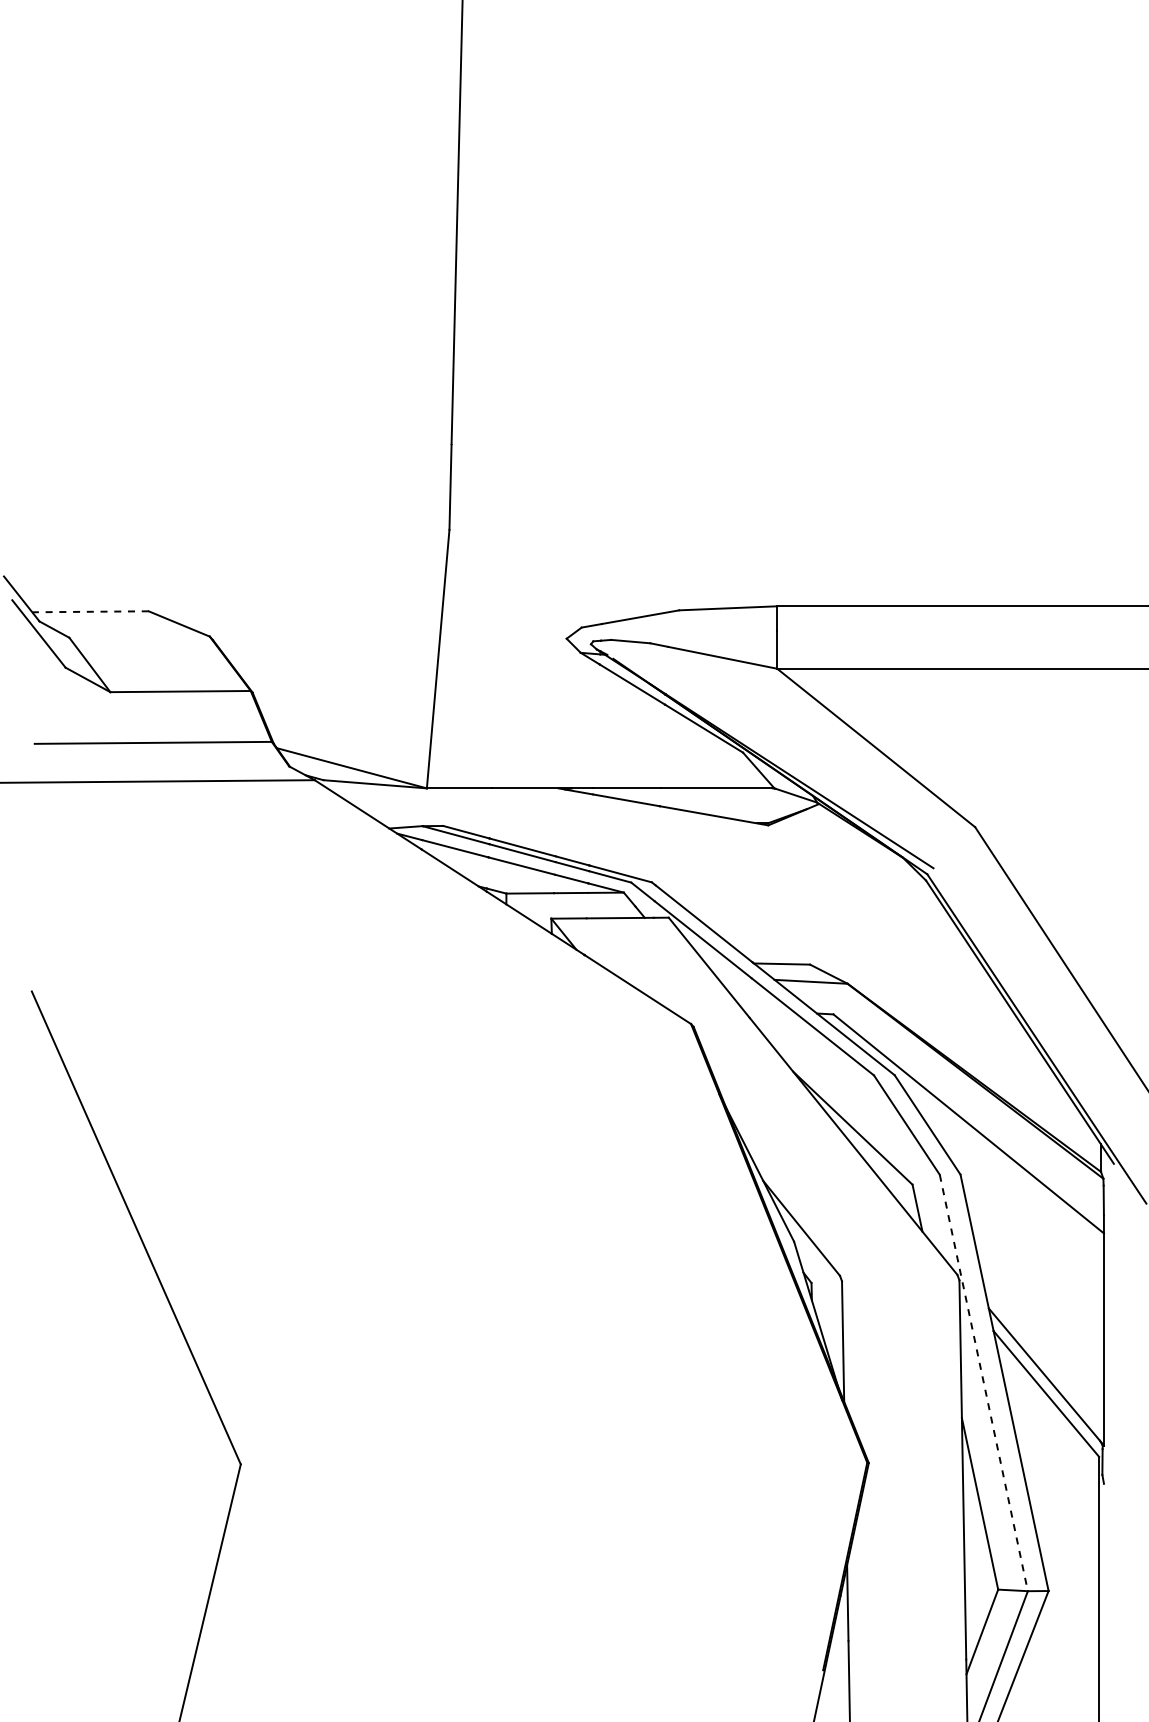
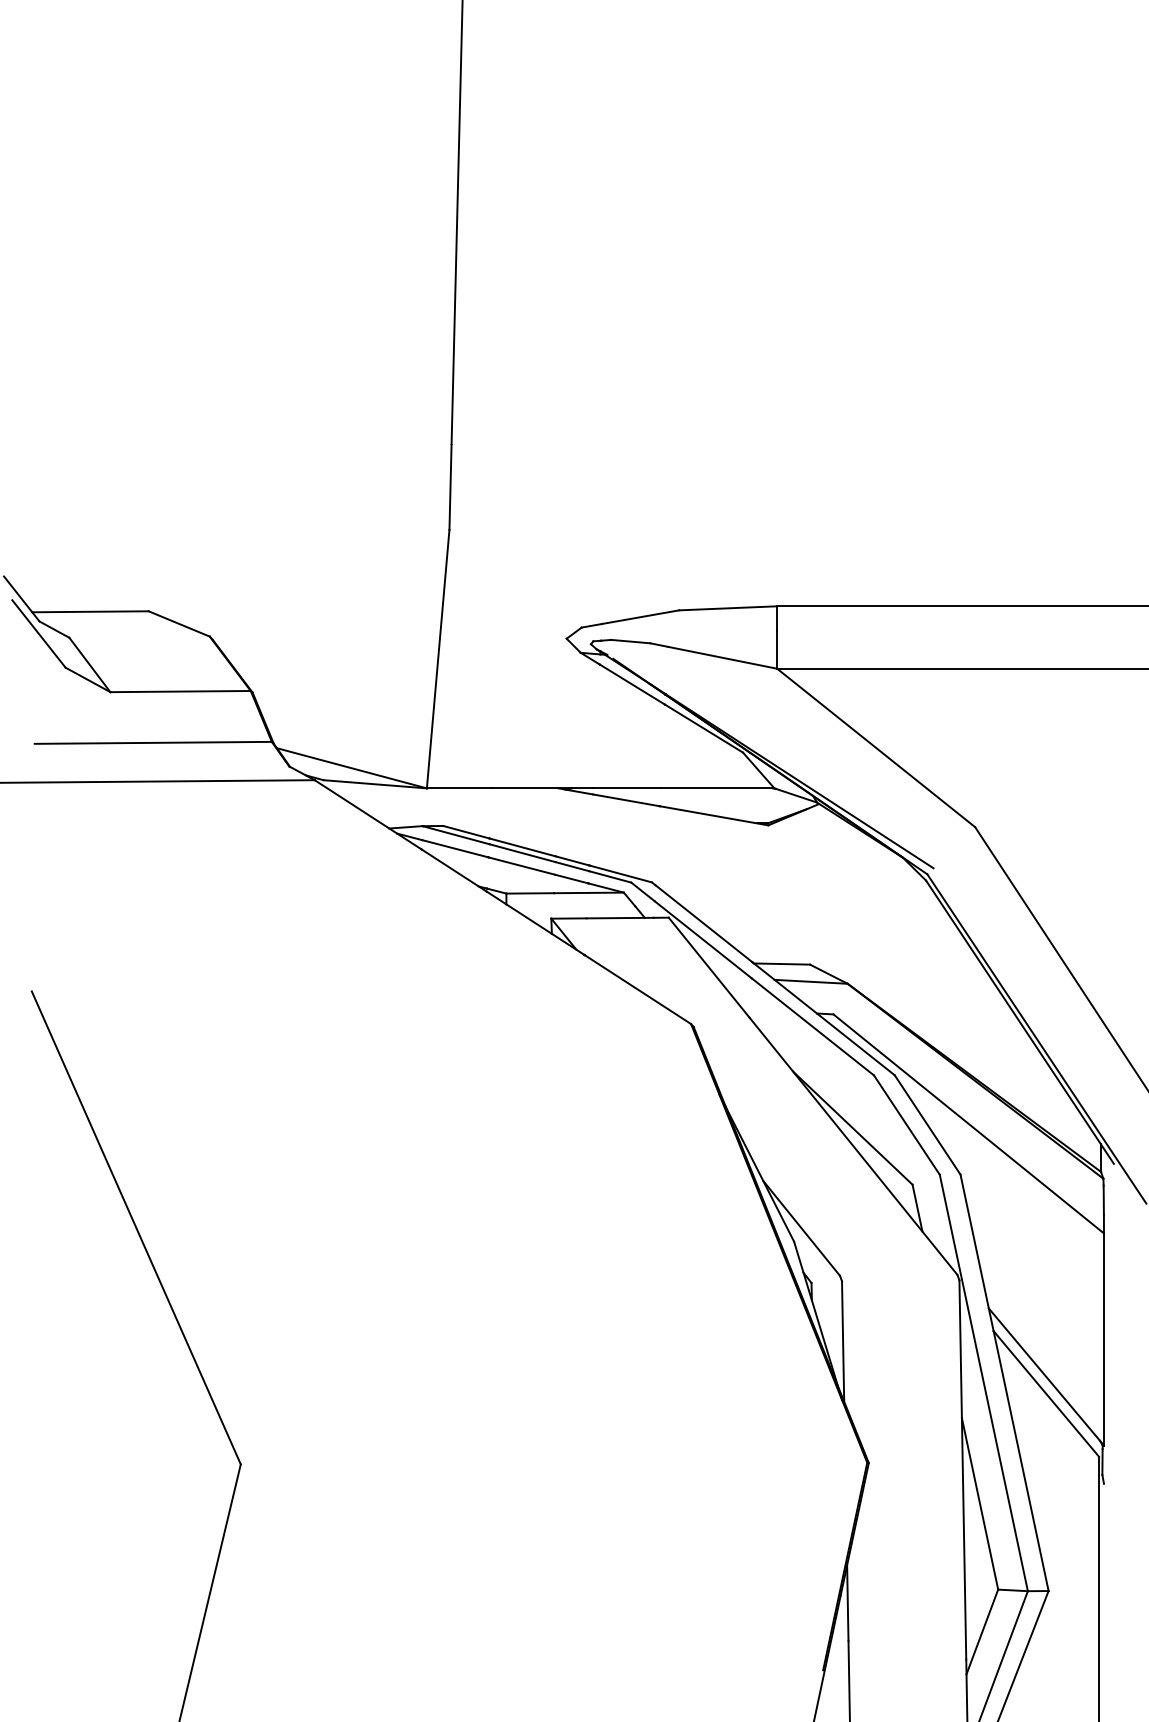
line: dashed -> solid (90, 611)
line: dashed -> solid (983, 1383)
